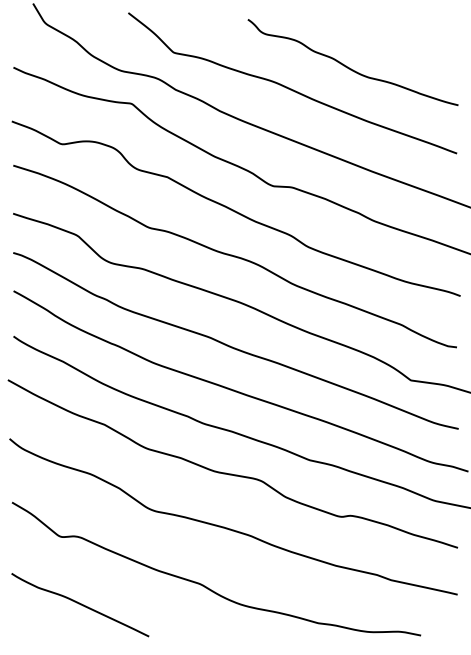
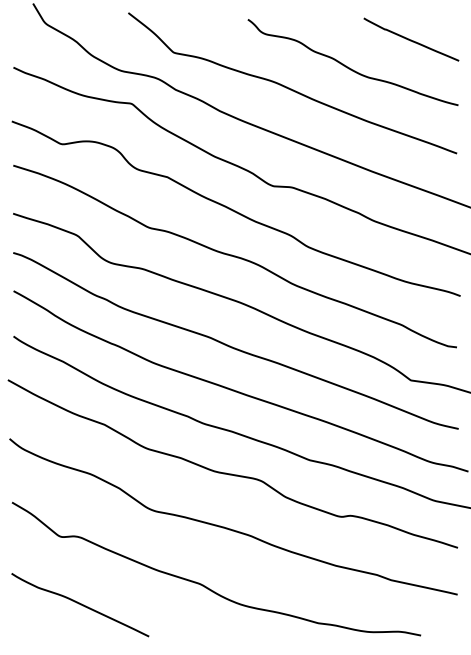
curve: none -> present (411, 39)
